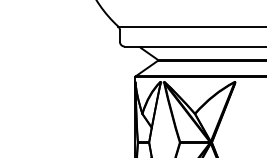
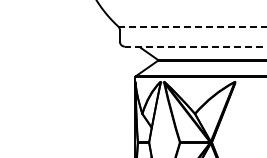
line: solid -> dashed (192, 26)
line: solid -> dashed (195, 46)
